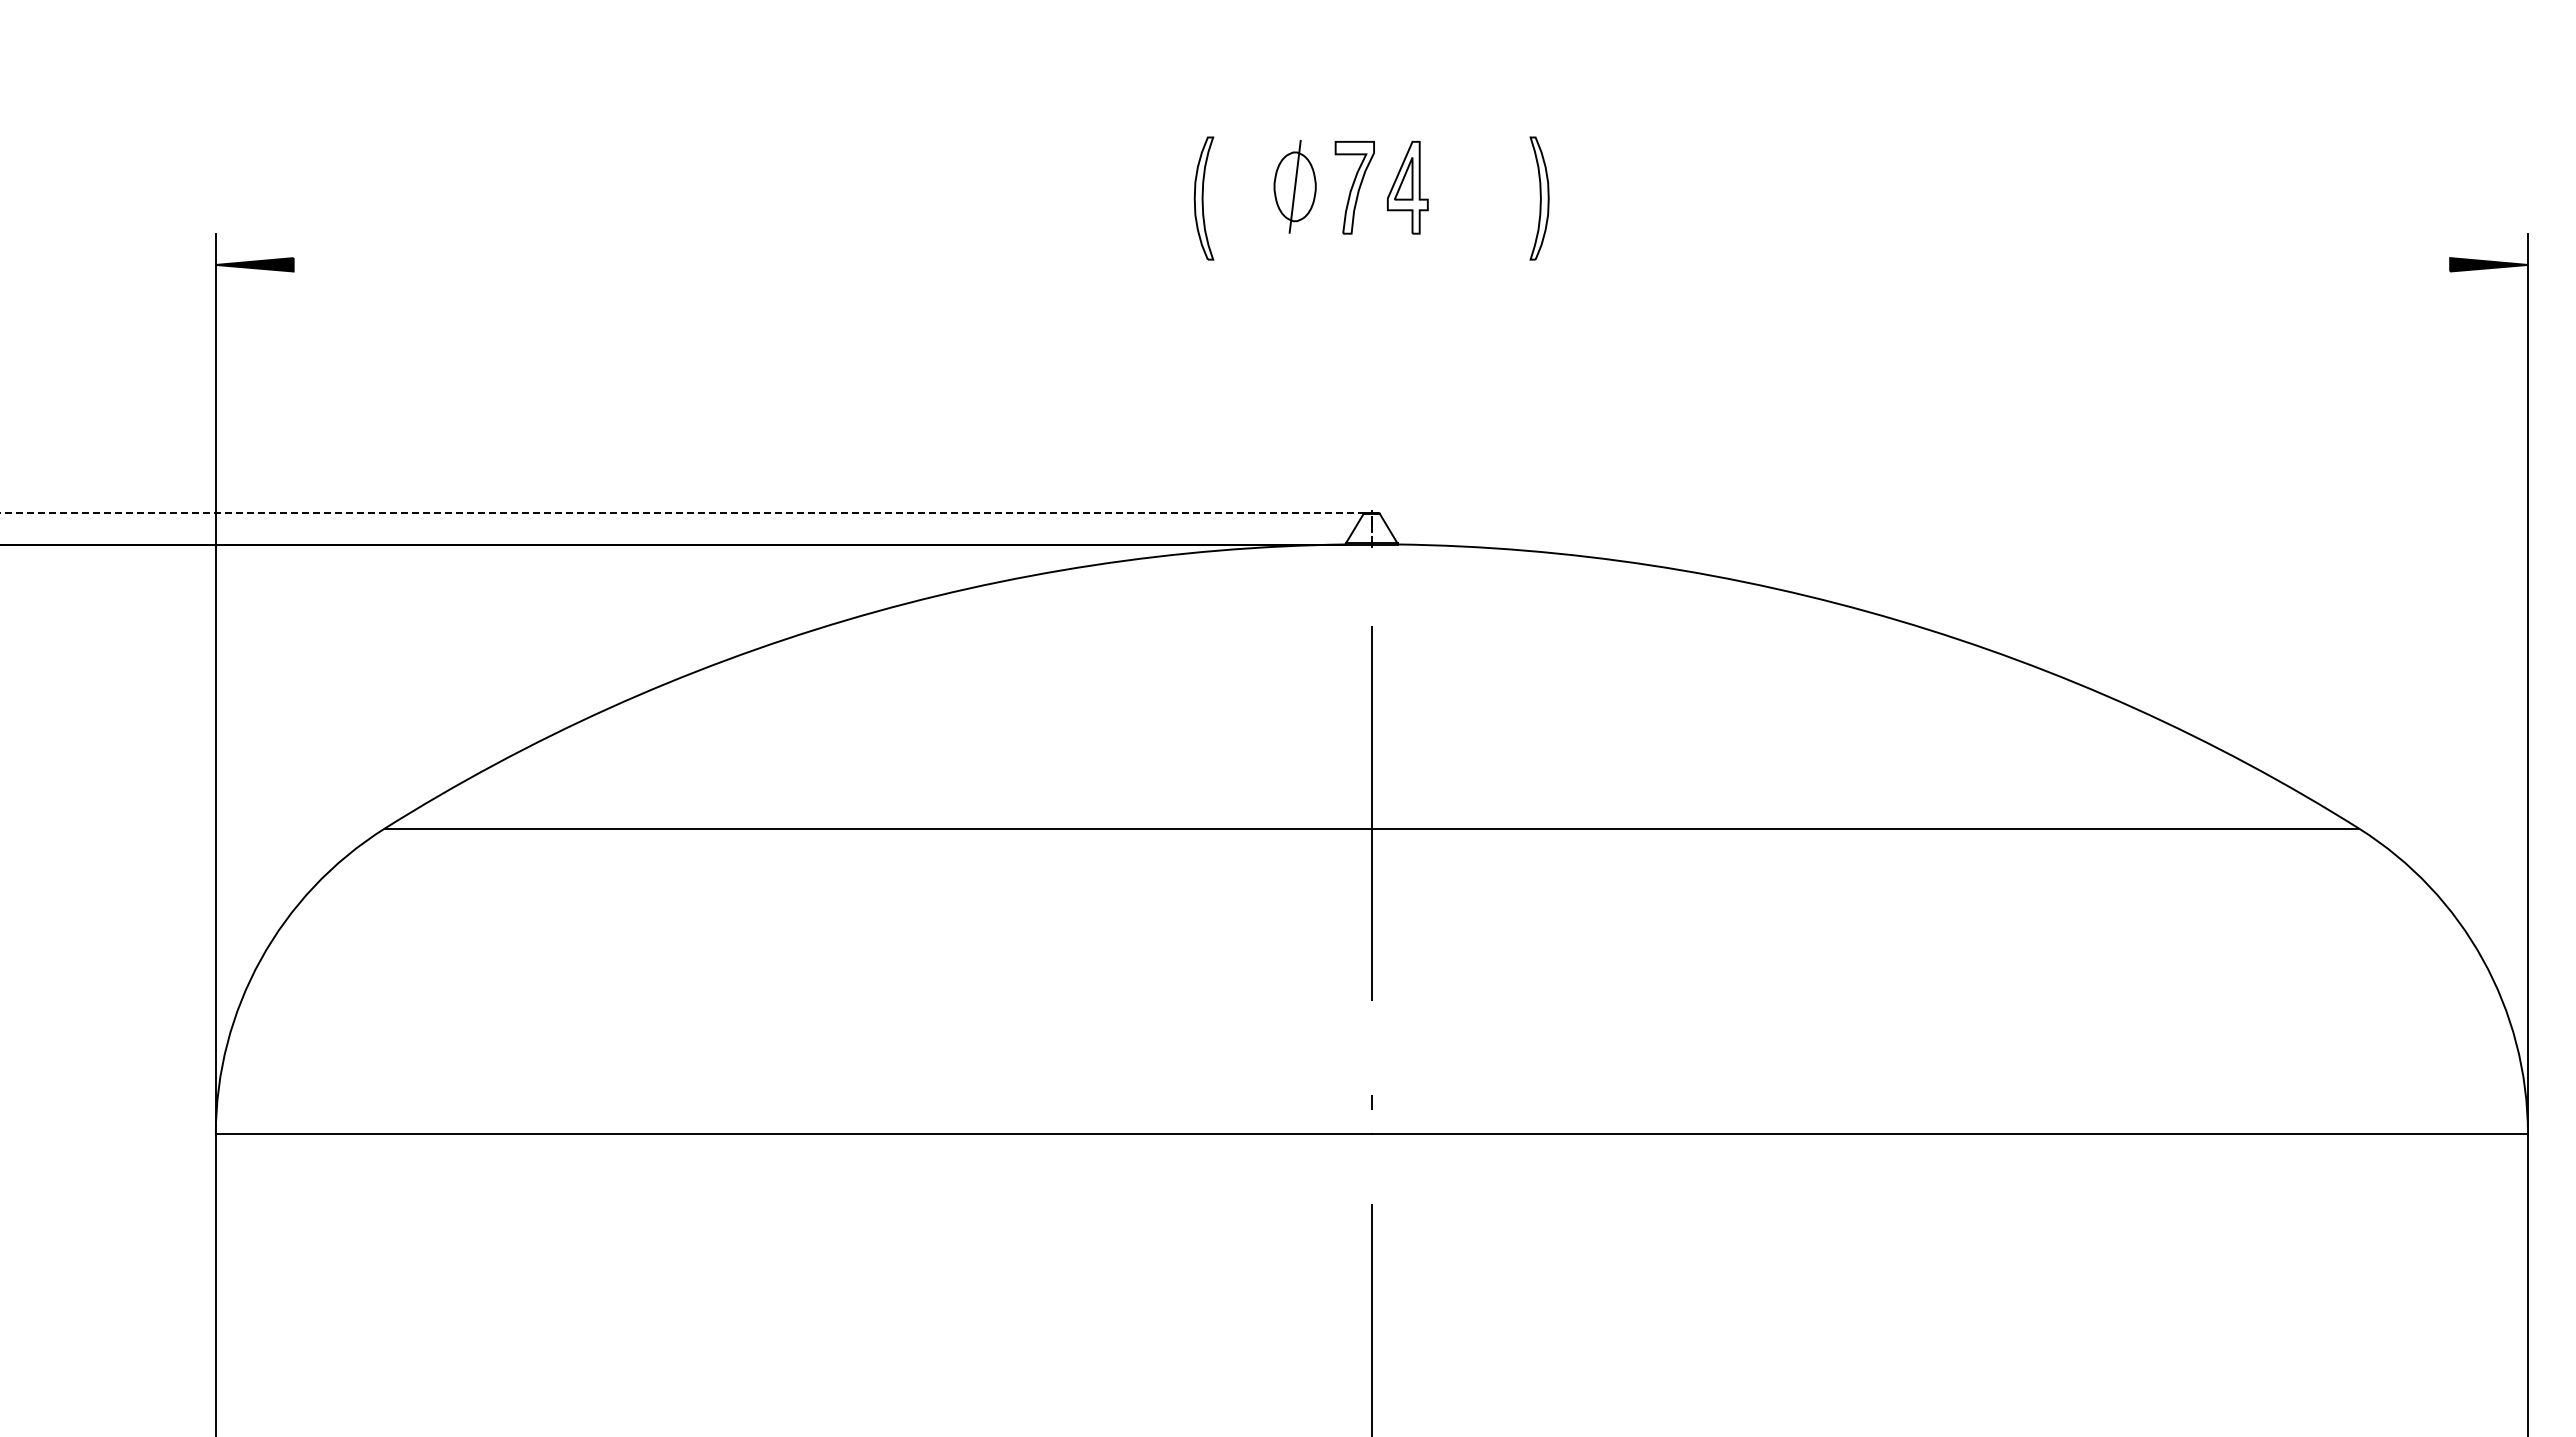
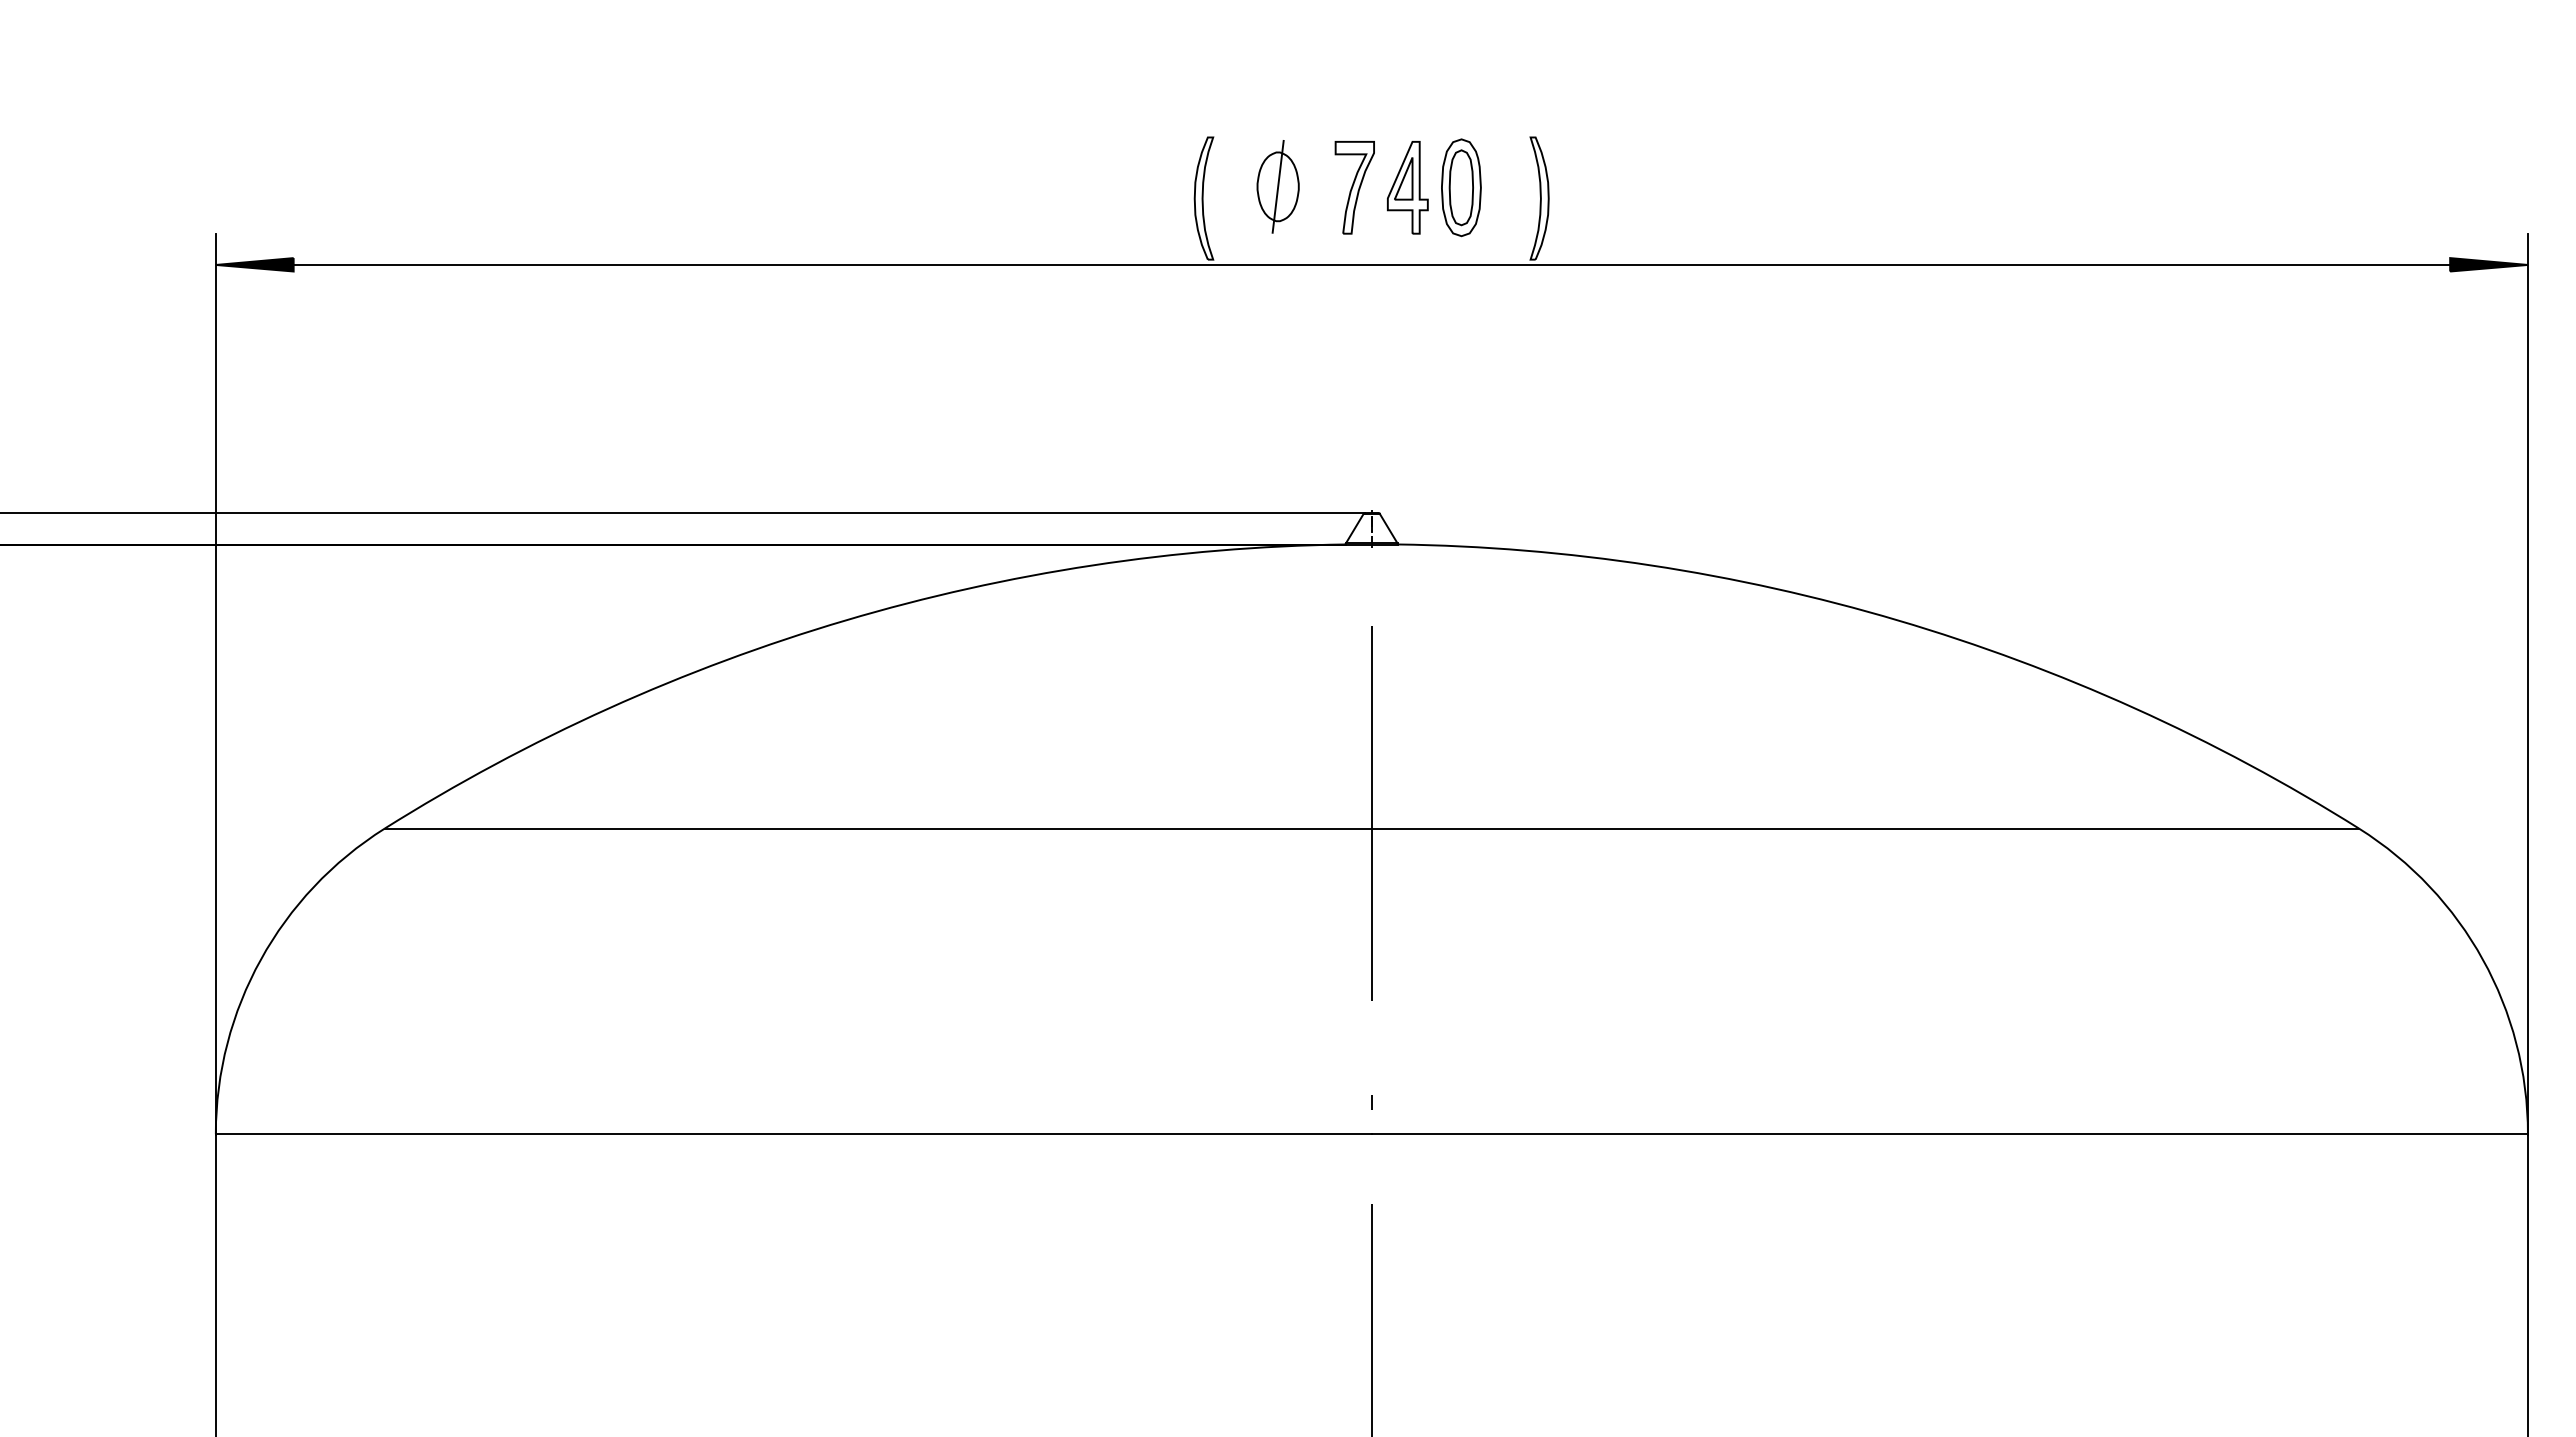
part position: (1294, 186) -> (1277, 186) (1277, 186)
part: none -> present (1461, 187)
line: none -> present (1371, 264)
line: dashed -> solid (682, 513)
